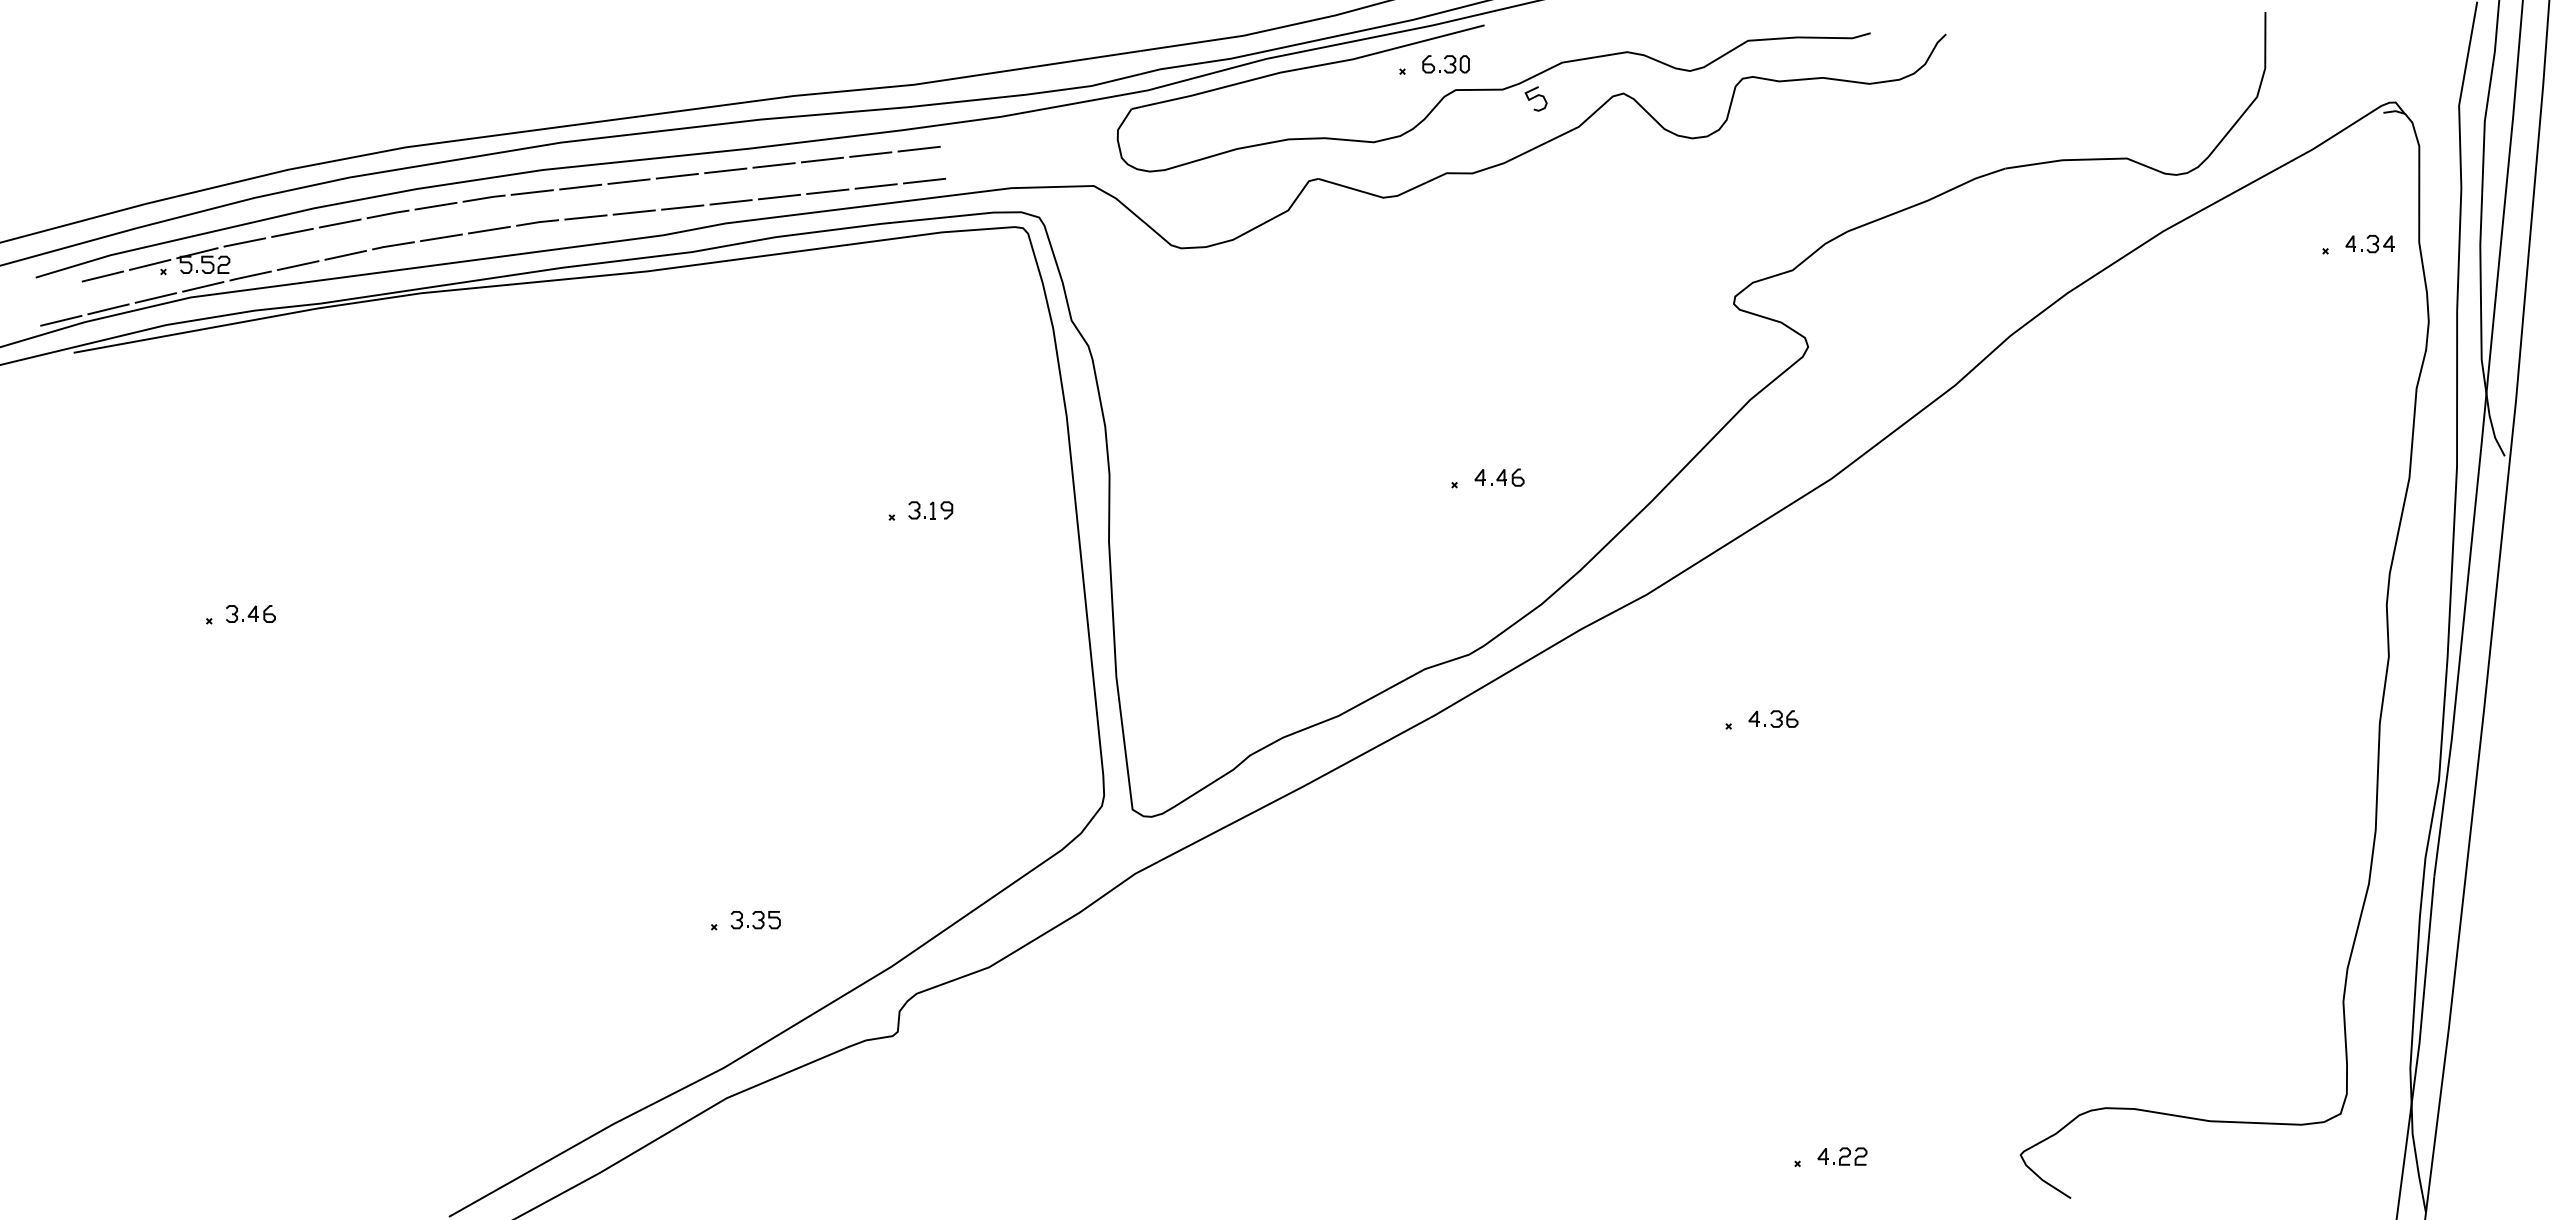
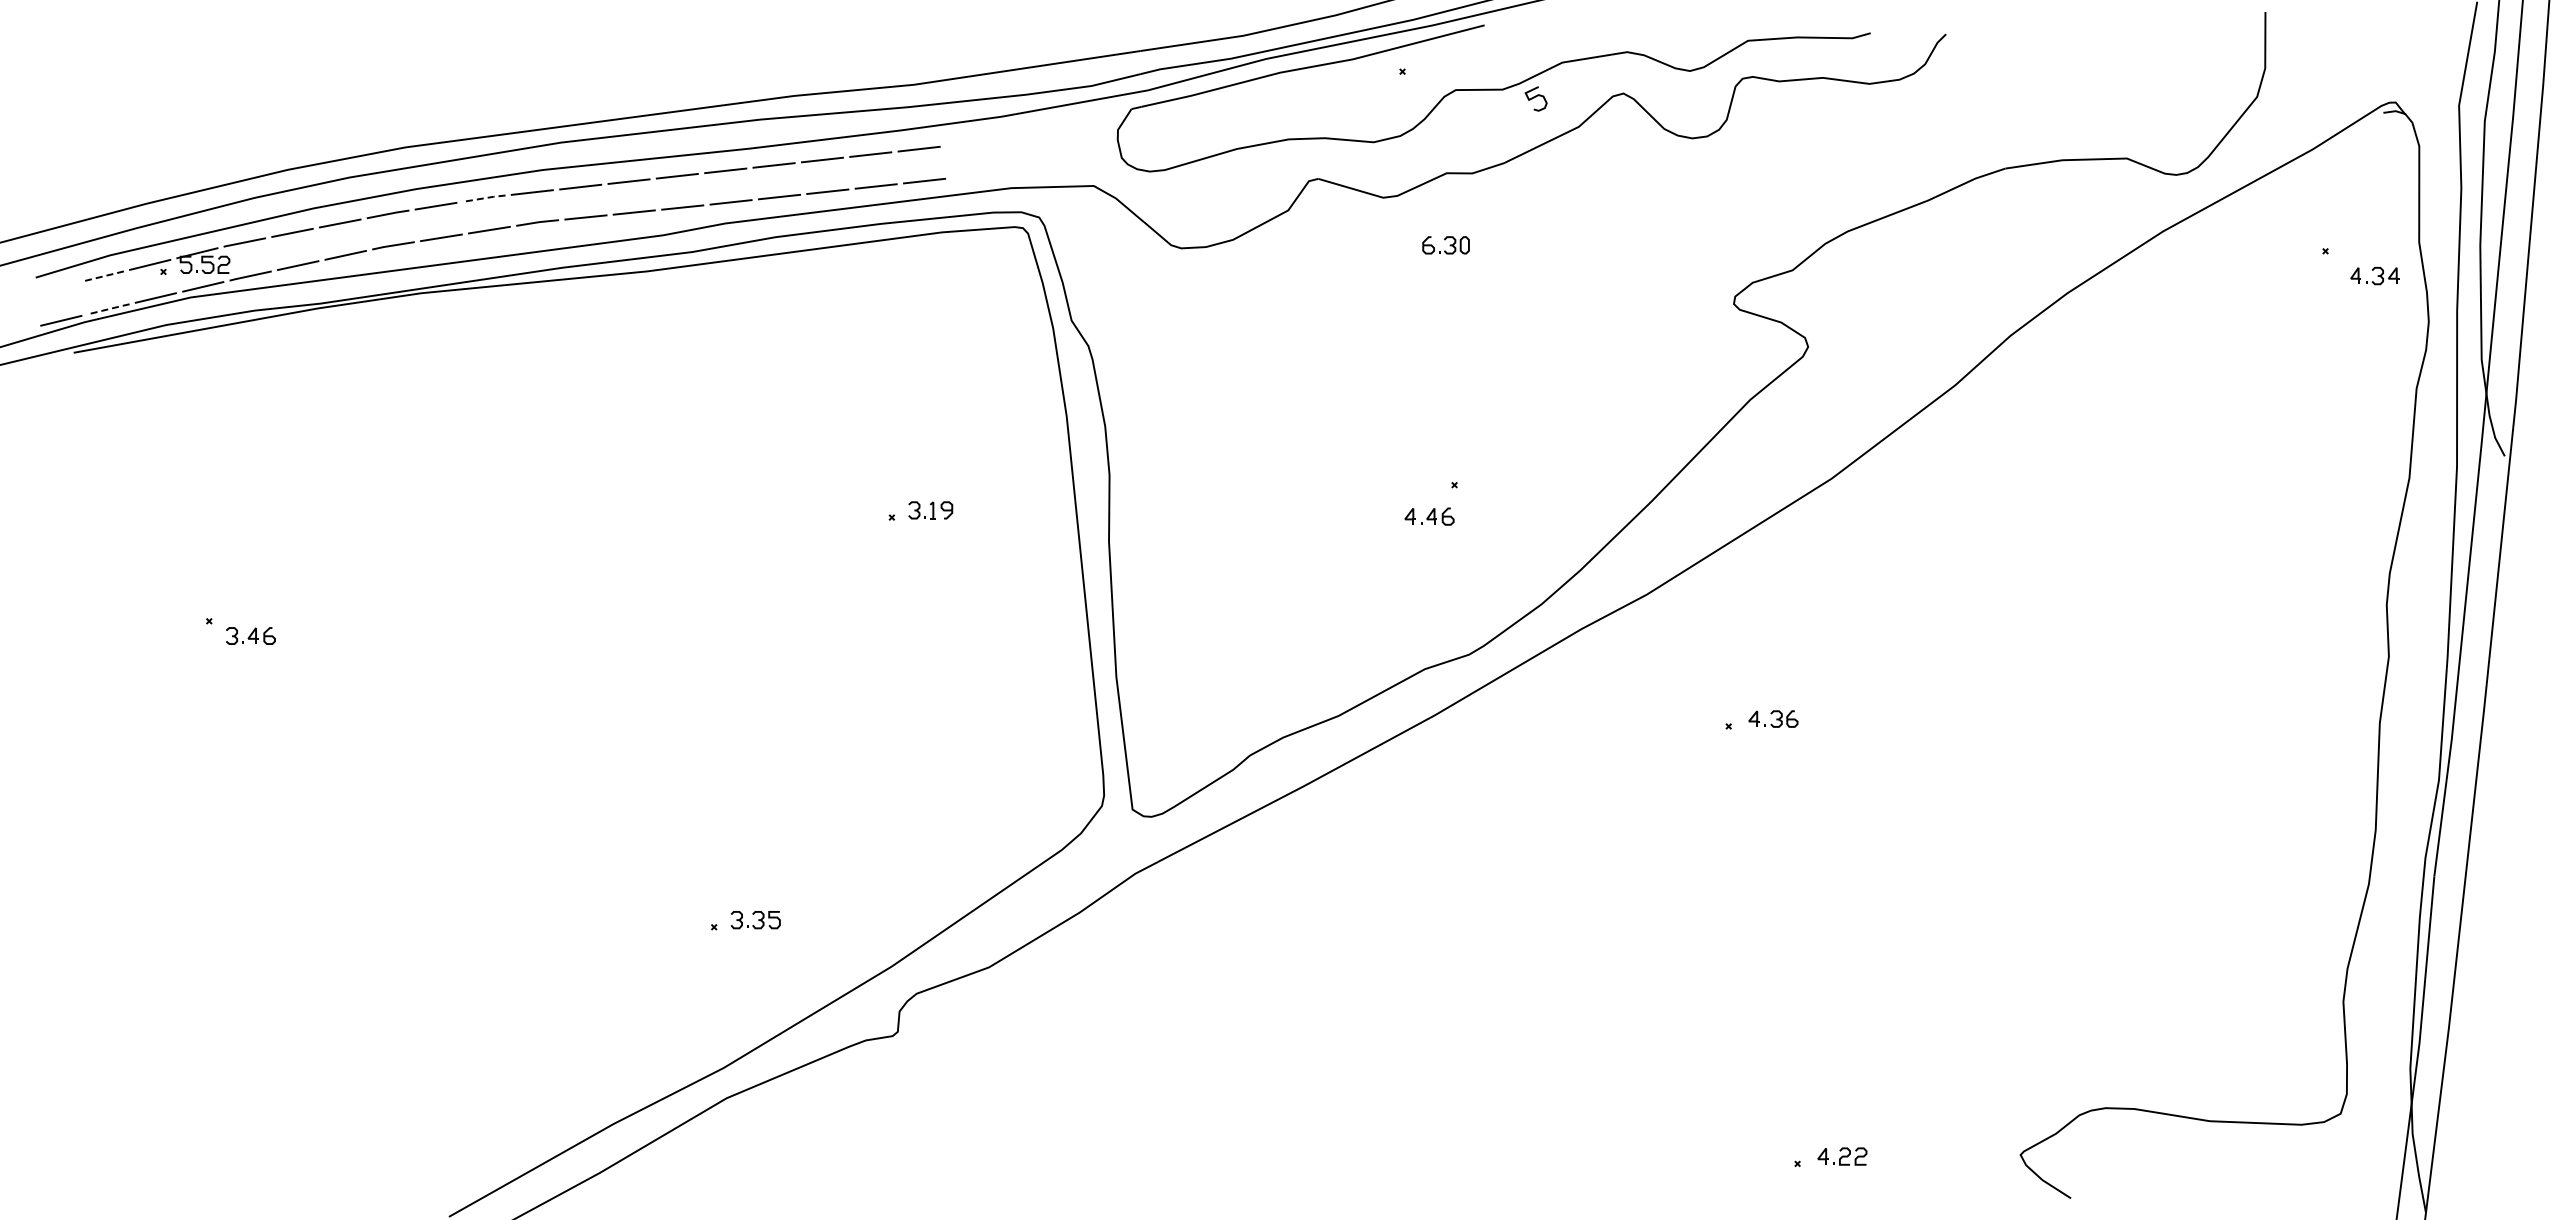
part position: (1445, 64) -> (1445, 245) (1445, 245)
line: solid -> dashed (483, 198)
part position: (2369, 243) -> (2374, 275) (2374, 275)
line: solid -> dashed (102, 276)
line: solid -> dashed (108, 309)
part position: (1499, 477) -> (1429, 516) (1429, 516)
part position: (250, 613) -> (250, 635) (250, 635)
